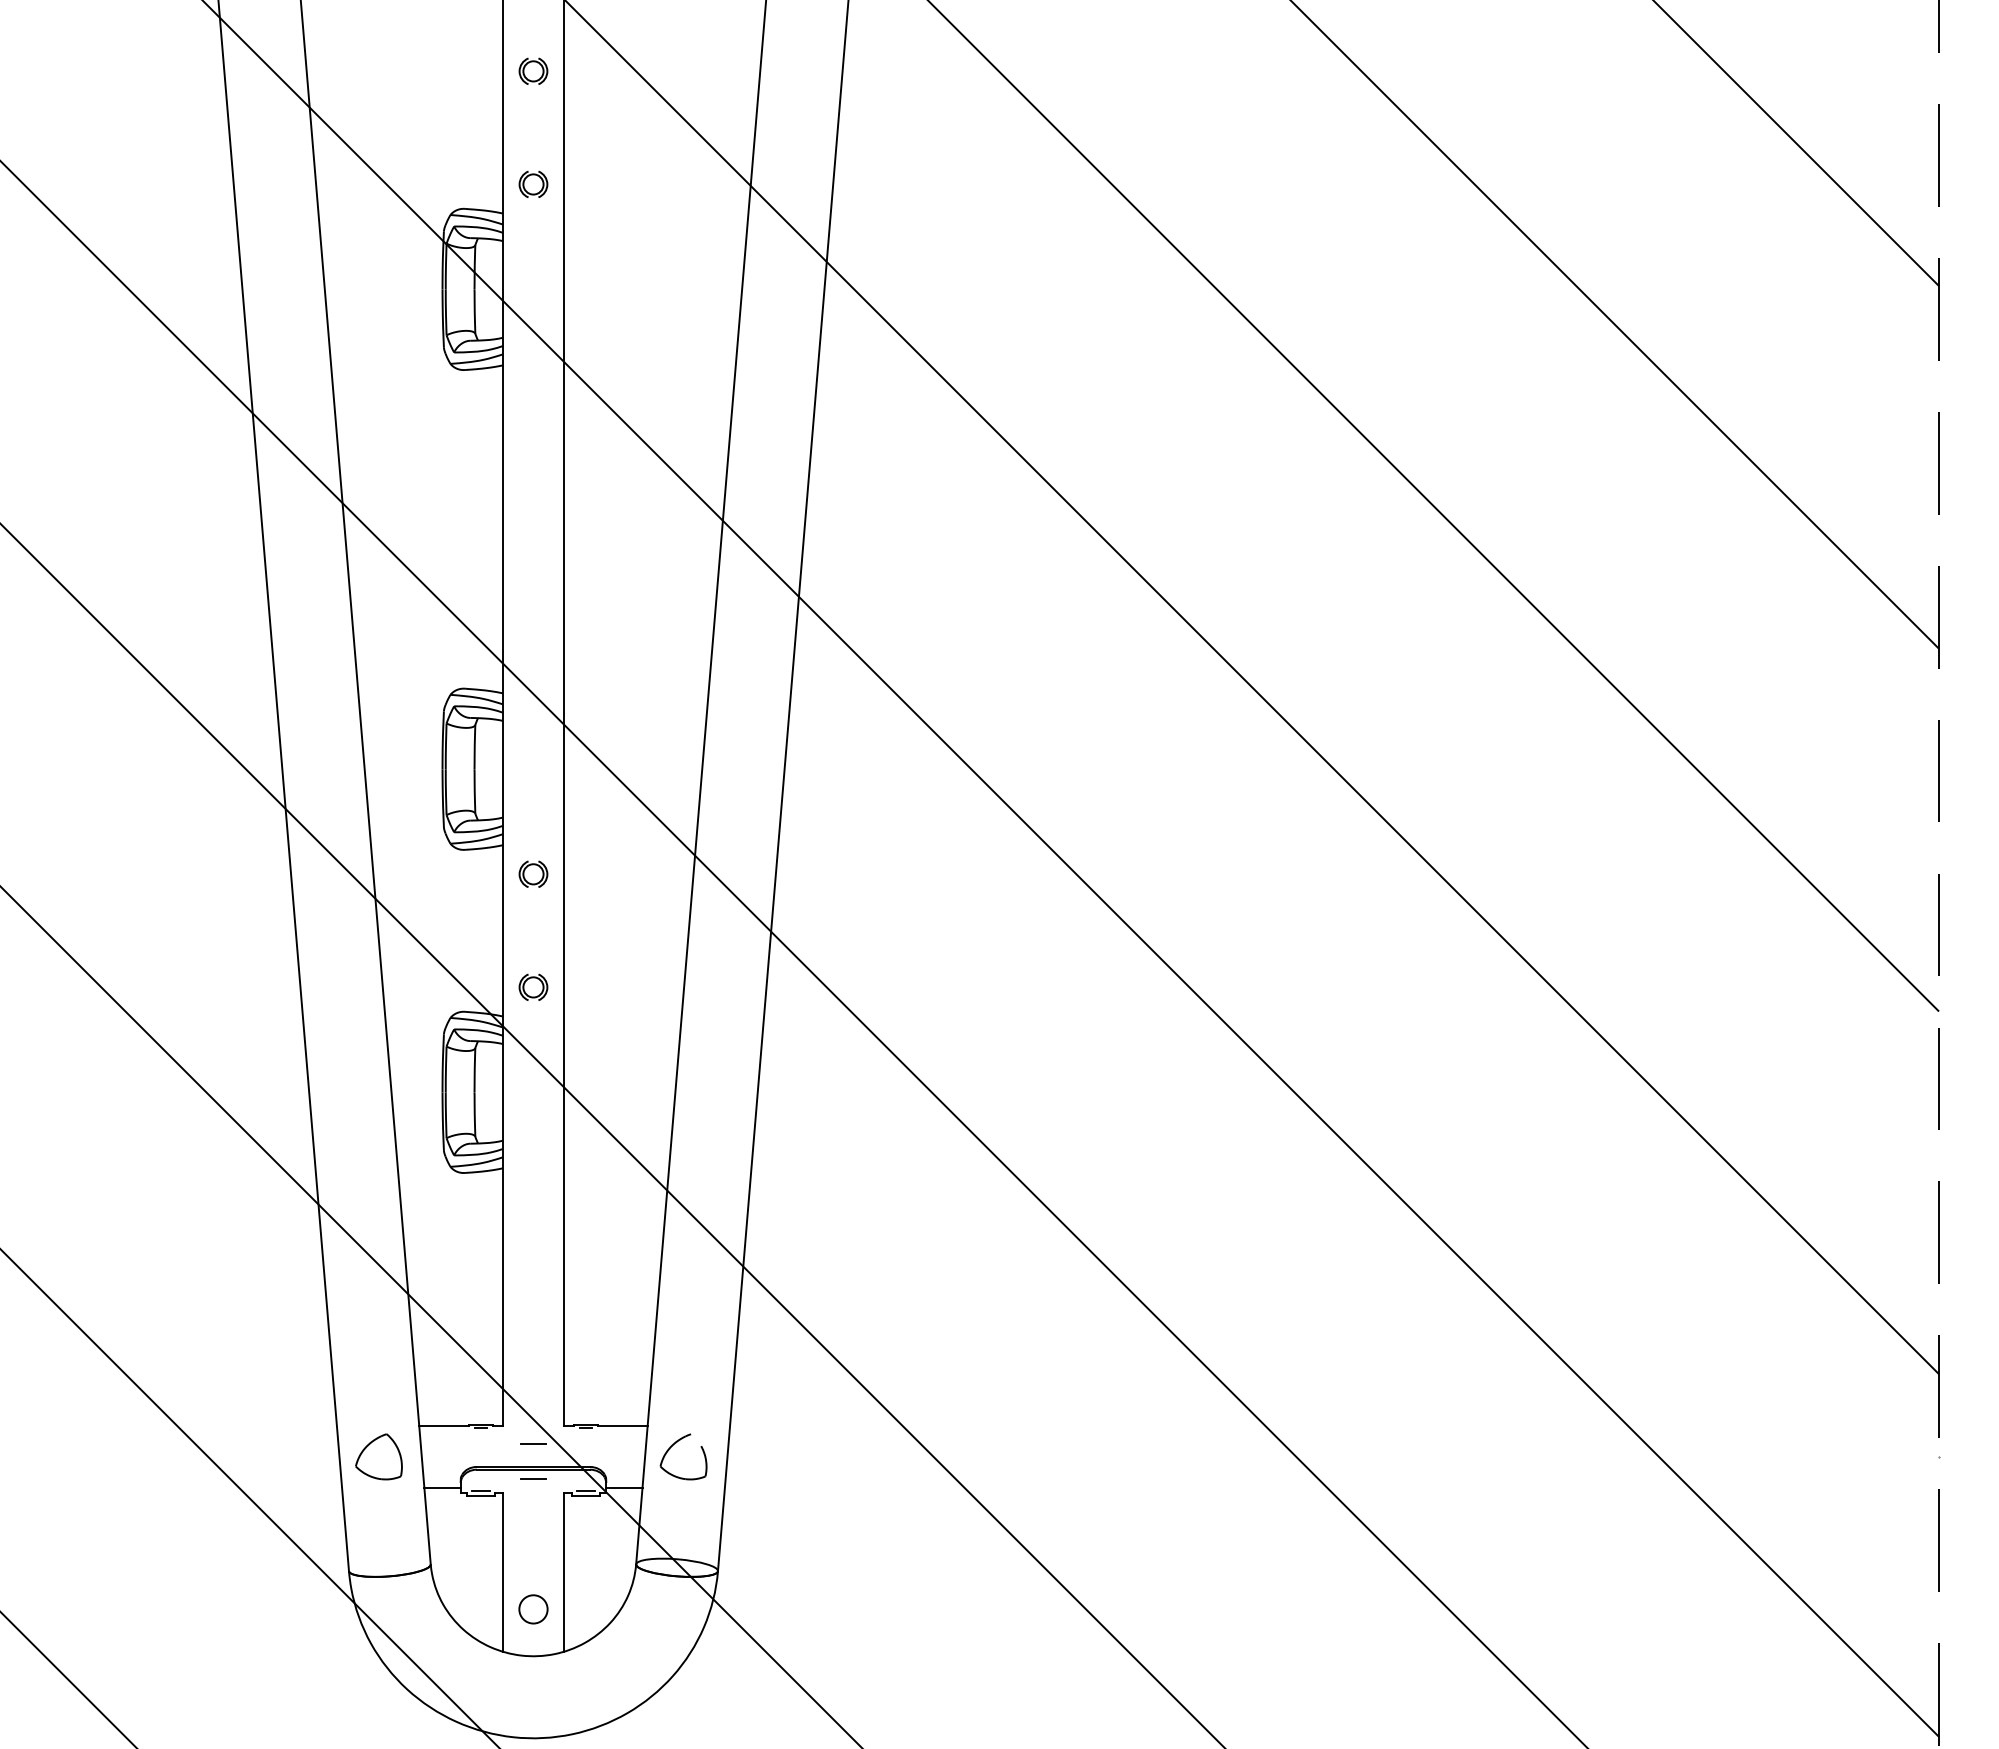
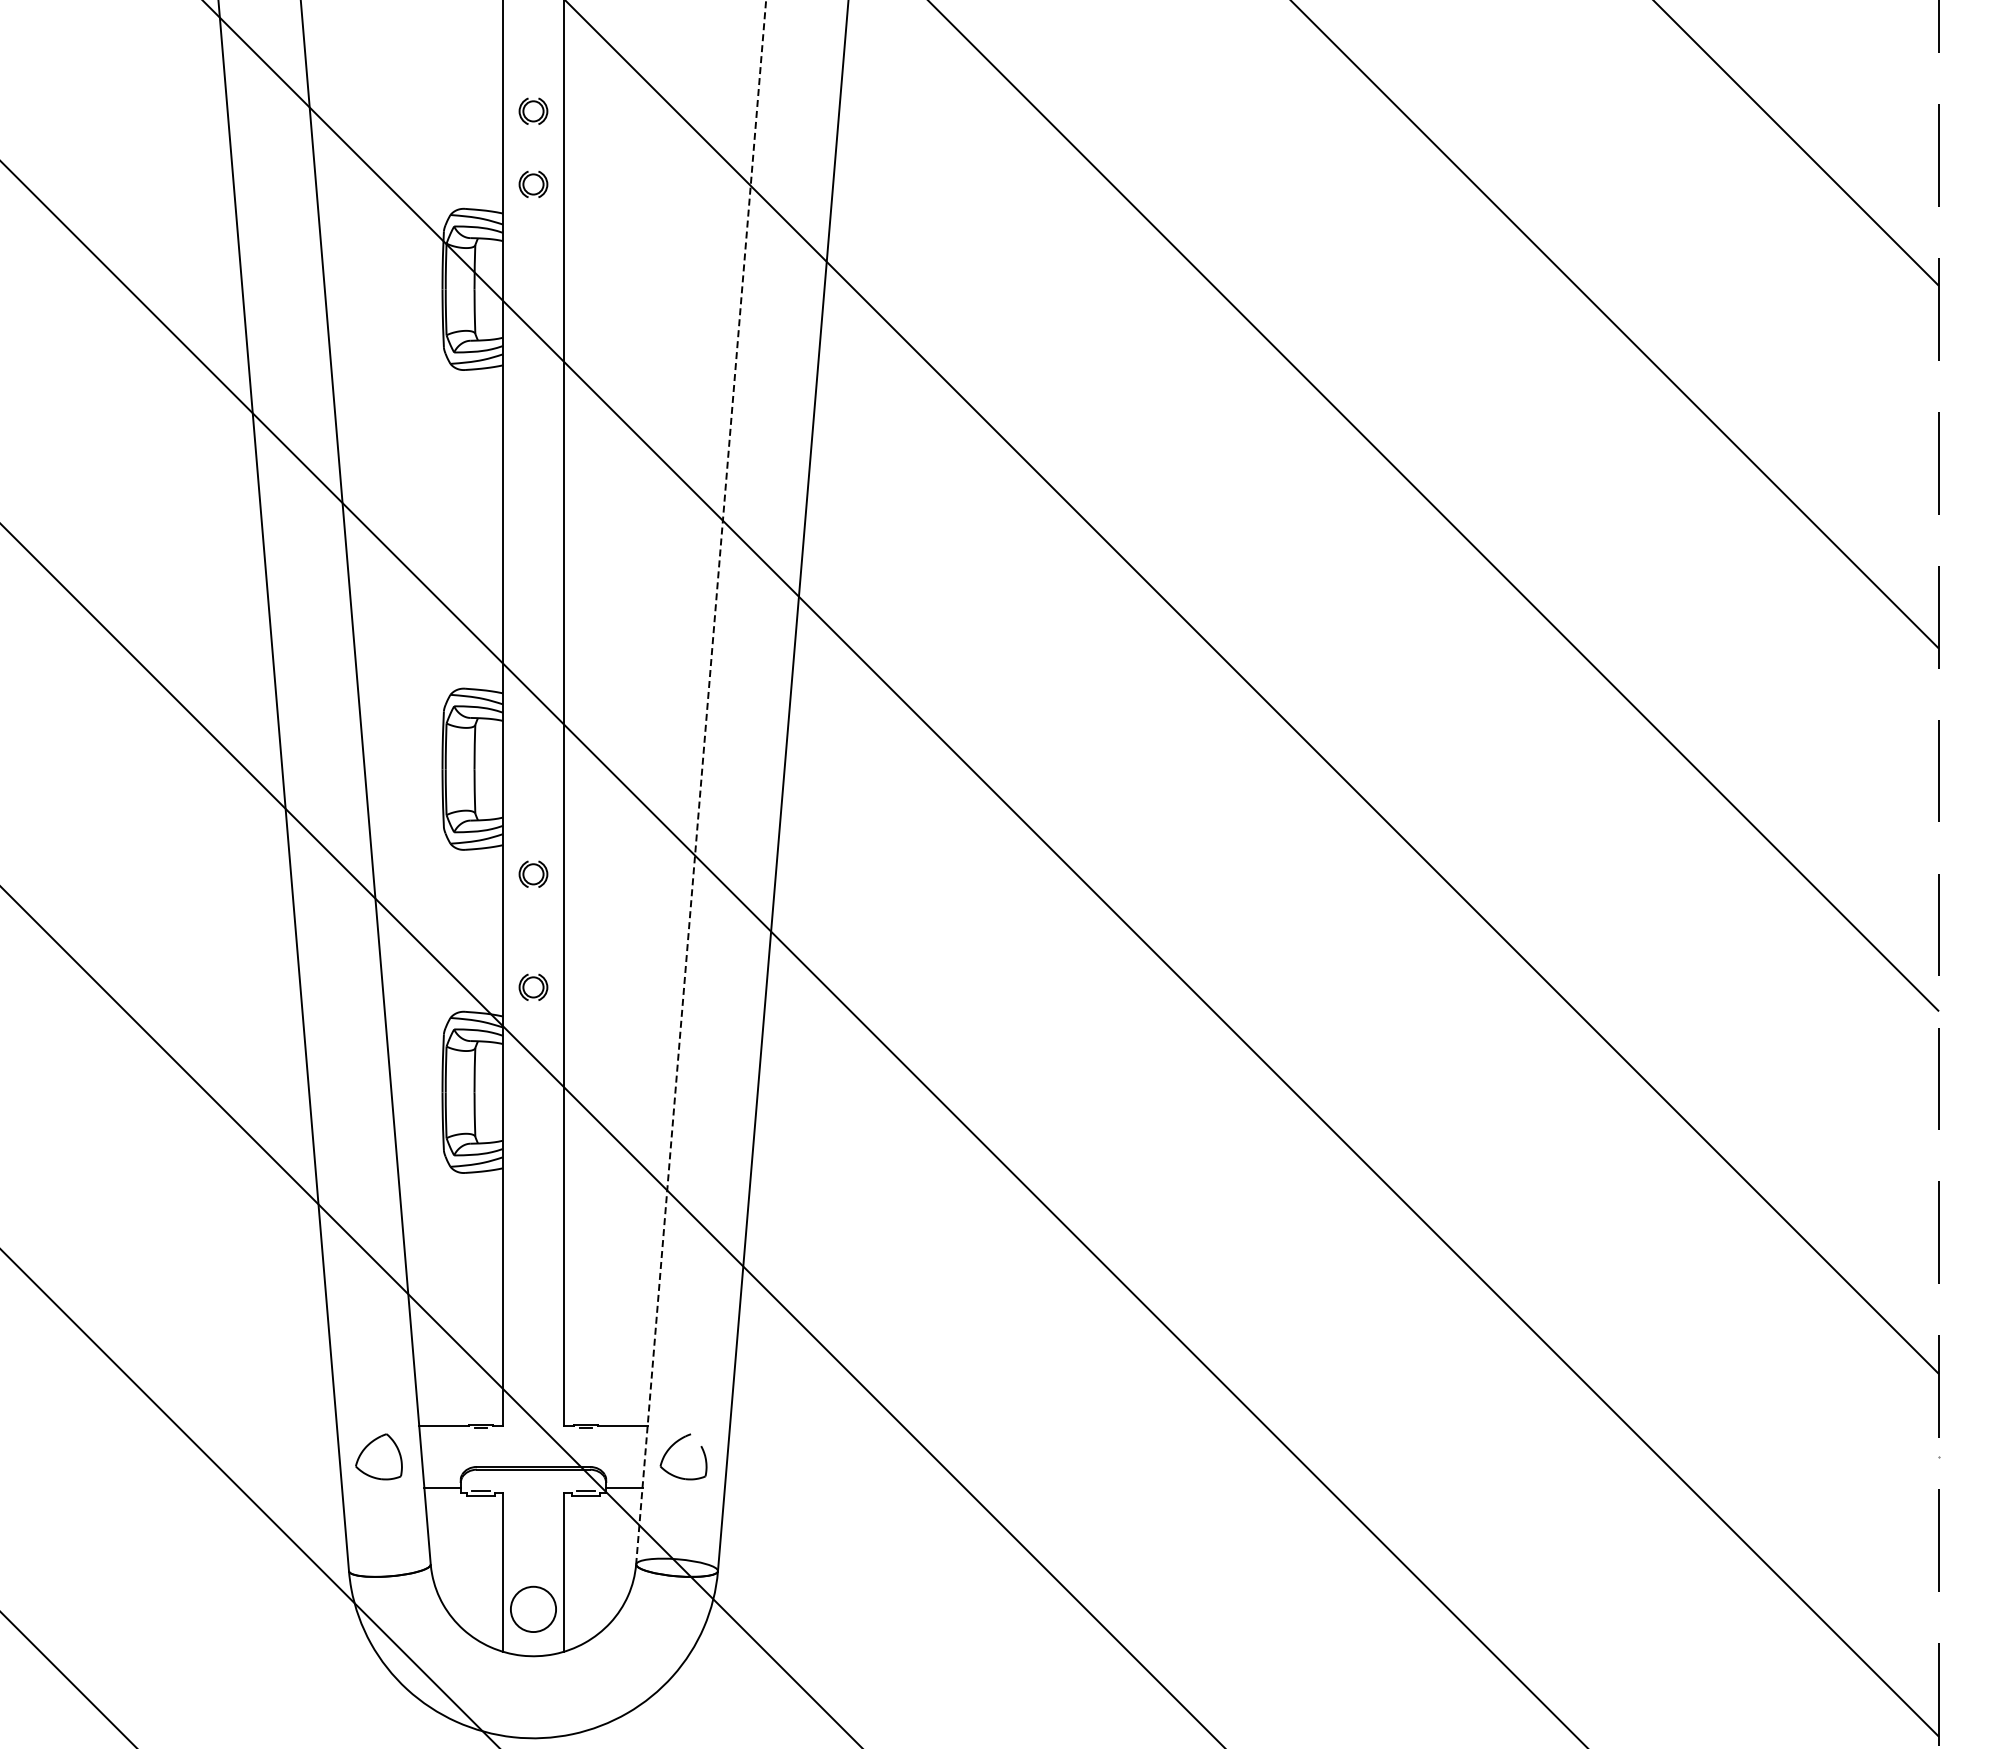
part position: (533, 70) -> (533, 110) (533, 110)
line: solid -> dashed (701, 782)
line: present -> none (533, 1443)
line: present -> none (533, 1478)
circle diameter: 28 px -> 45 px (533, 1609)
